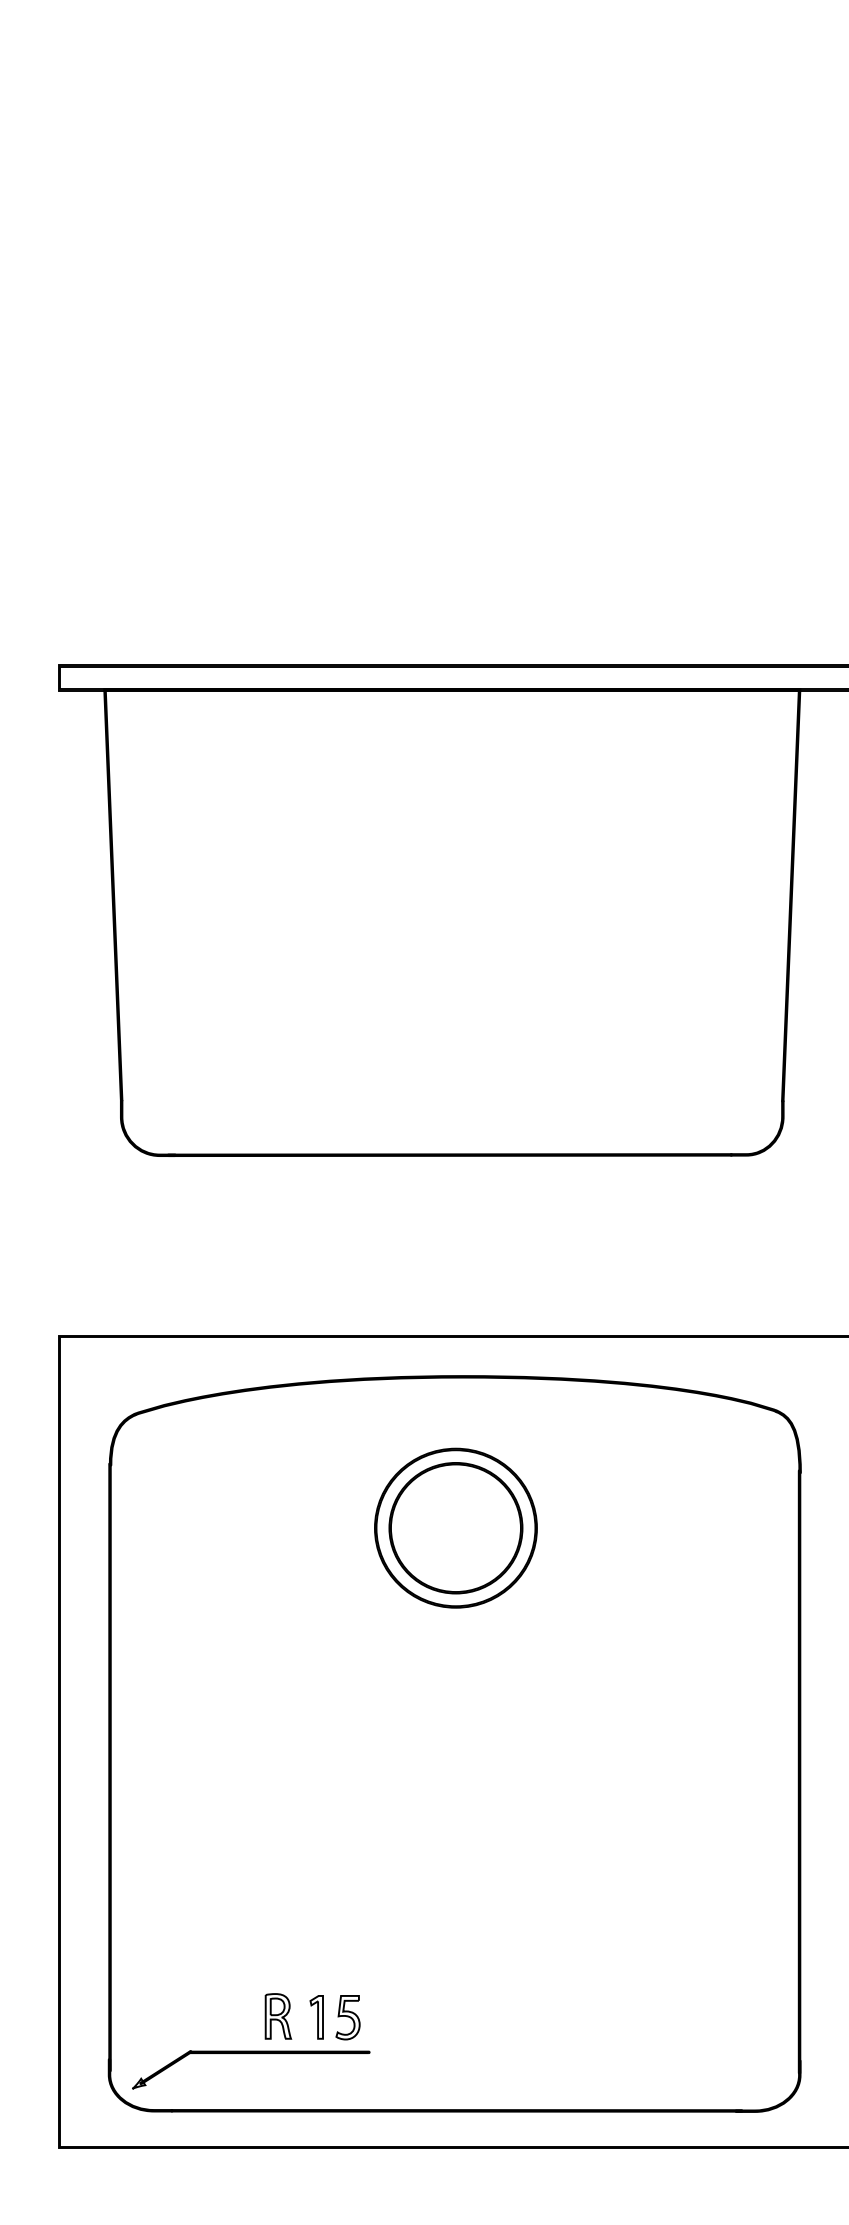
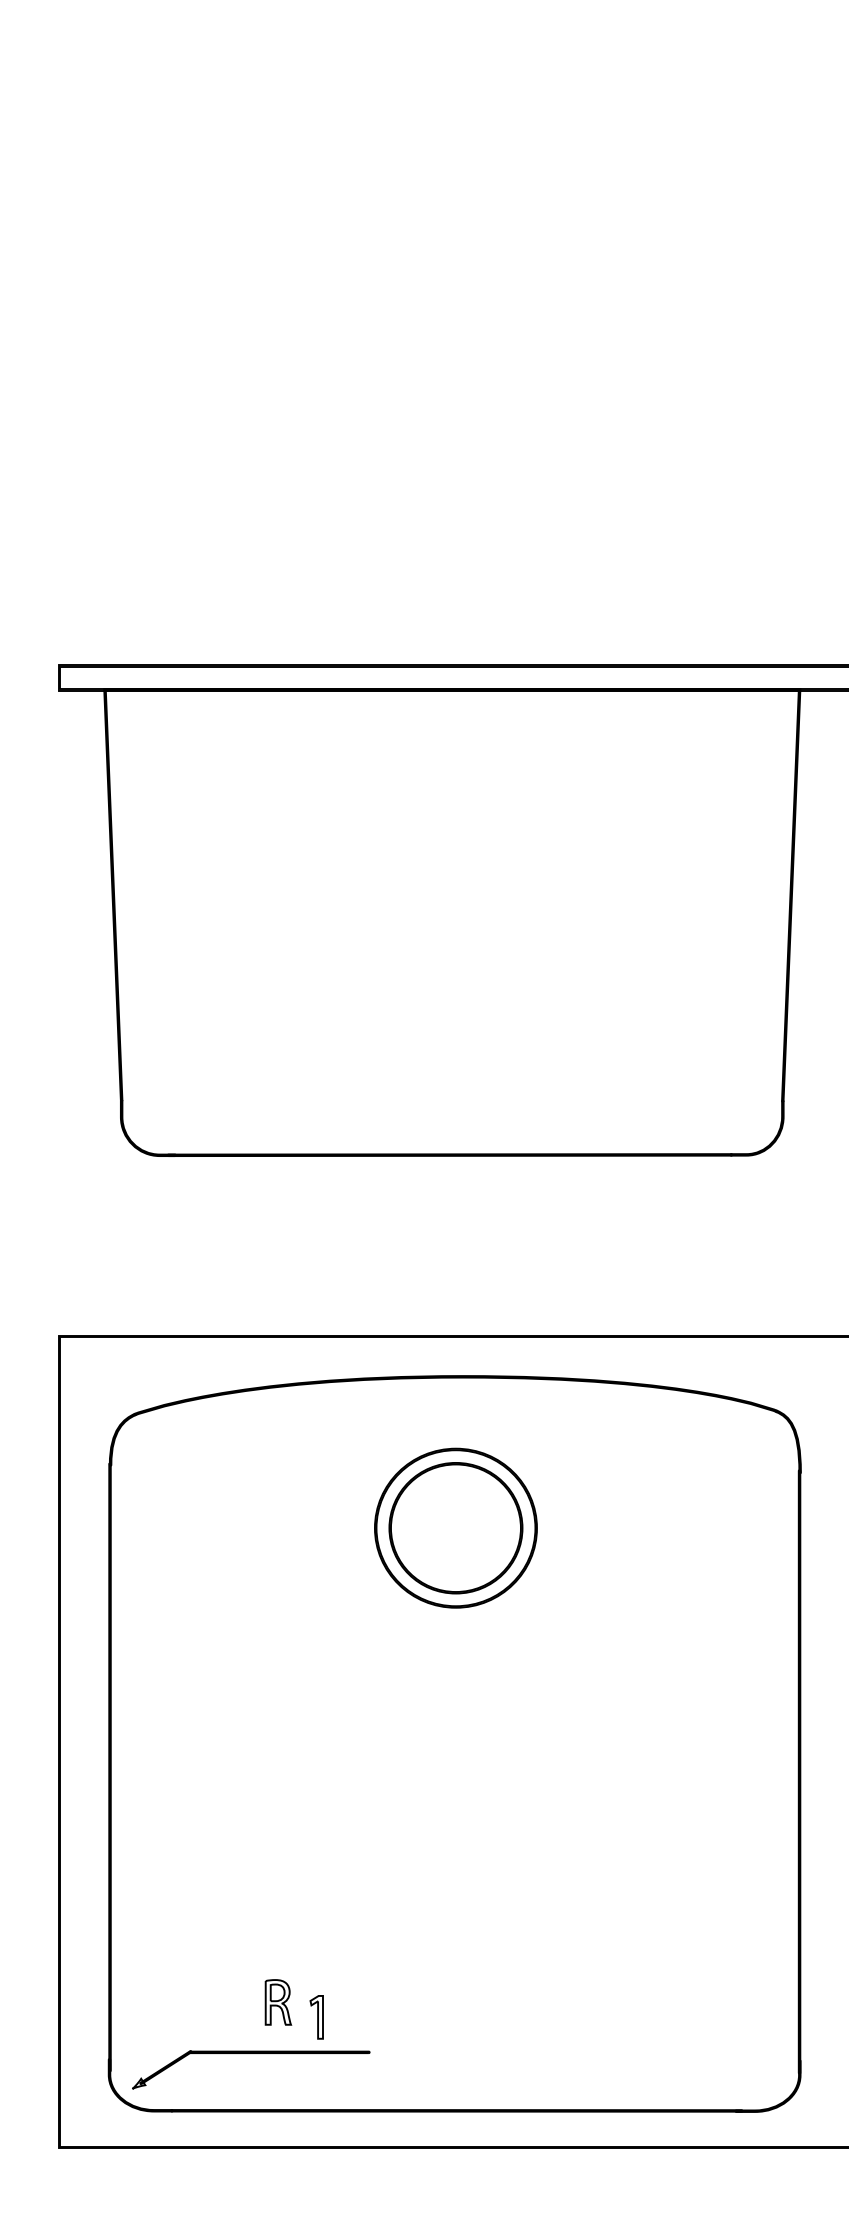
part position: (278, 2016) -> (278, 2002) (278, 2002)
part: present -> none (347, 2017)
